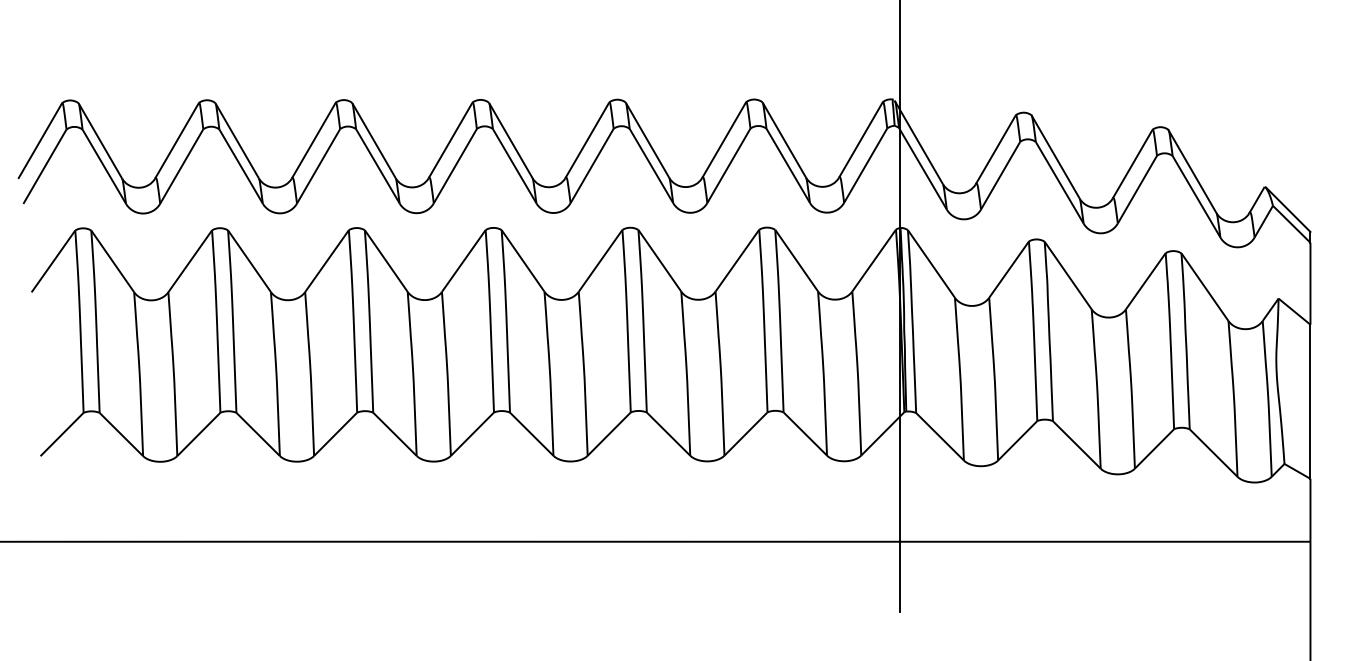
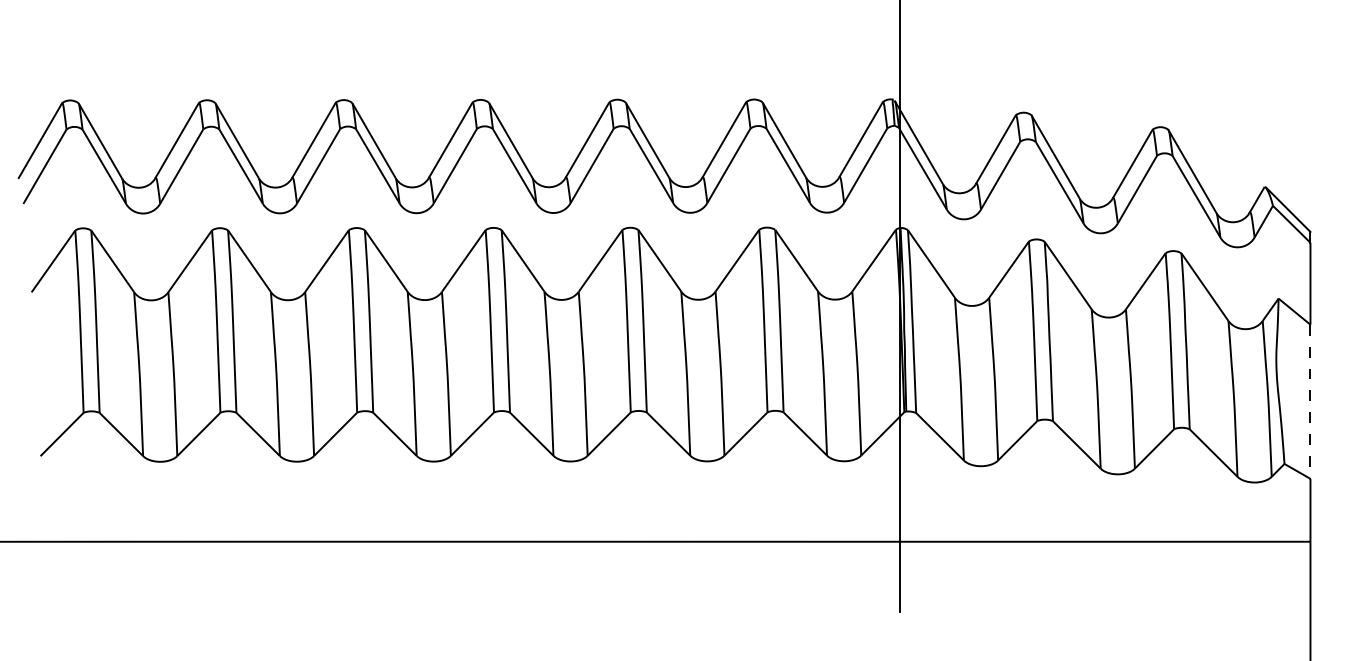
line: solid -> dashed (1310, 402)
